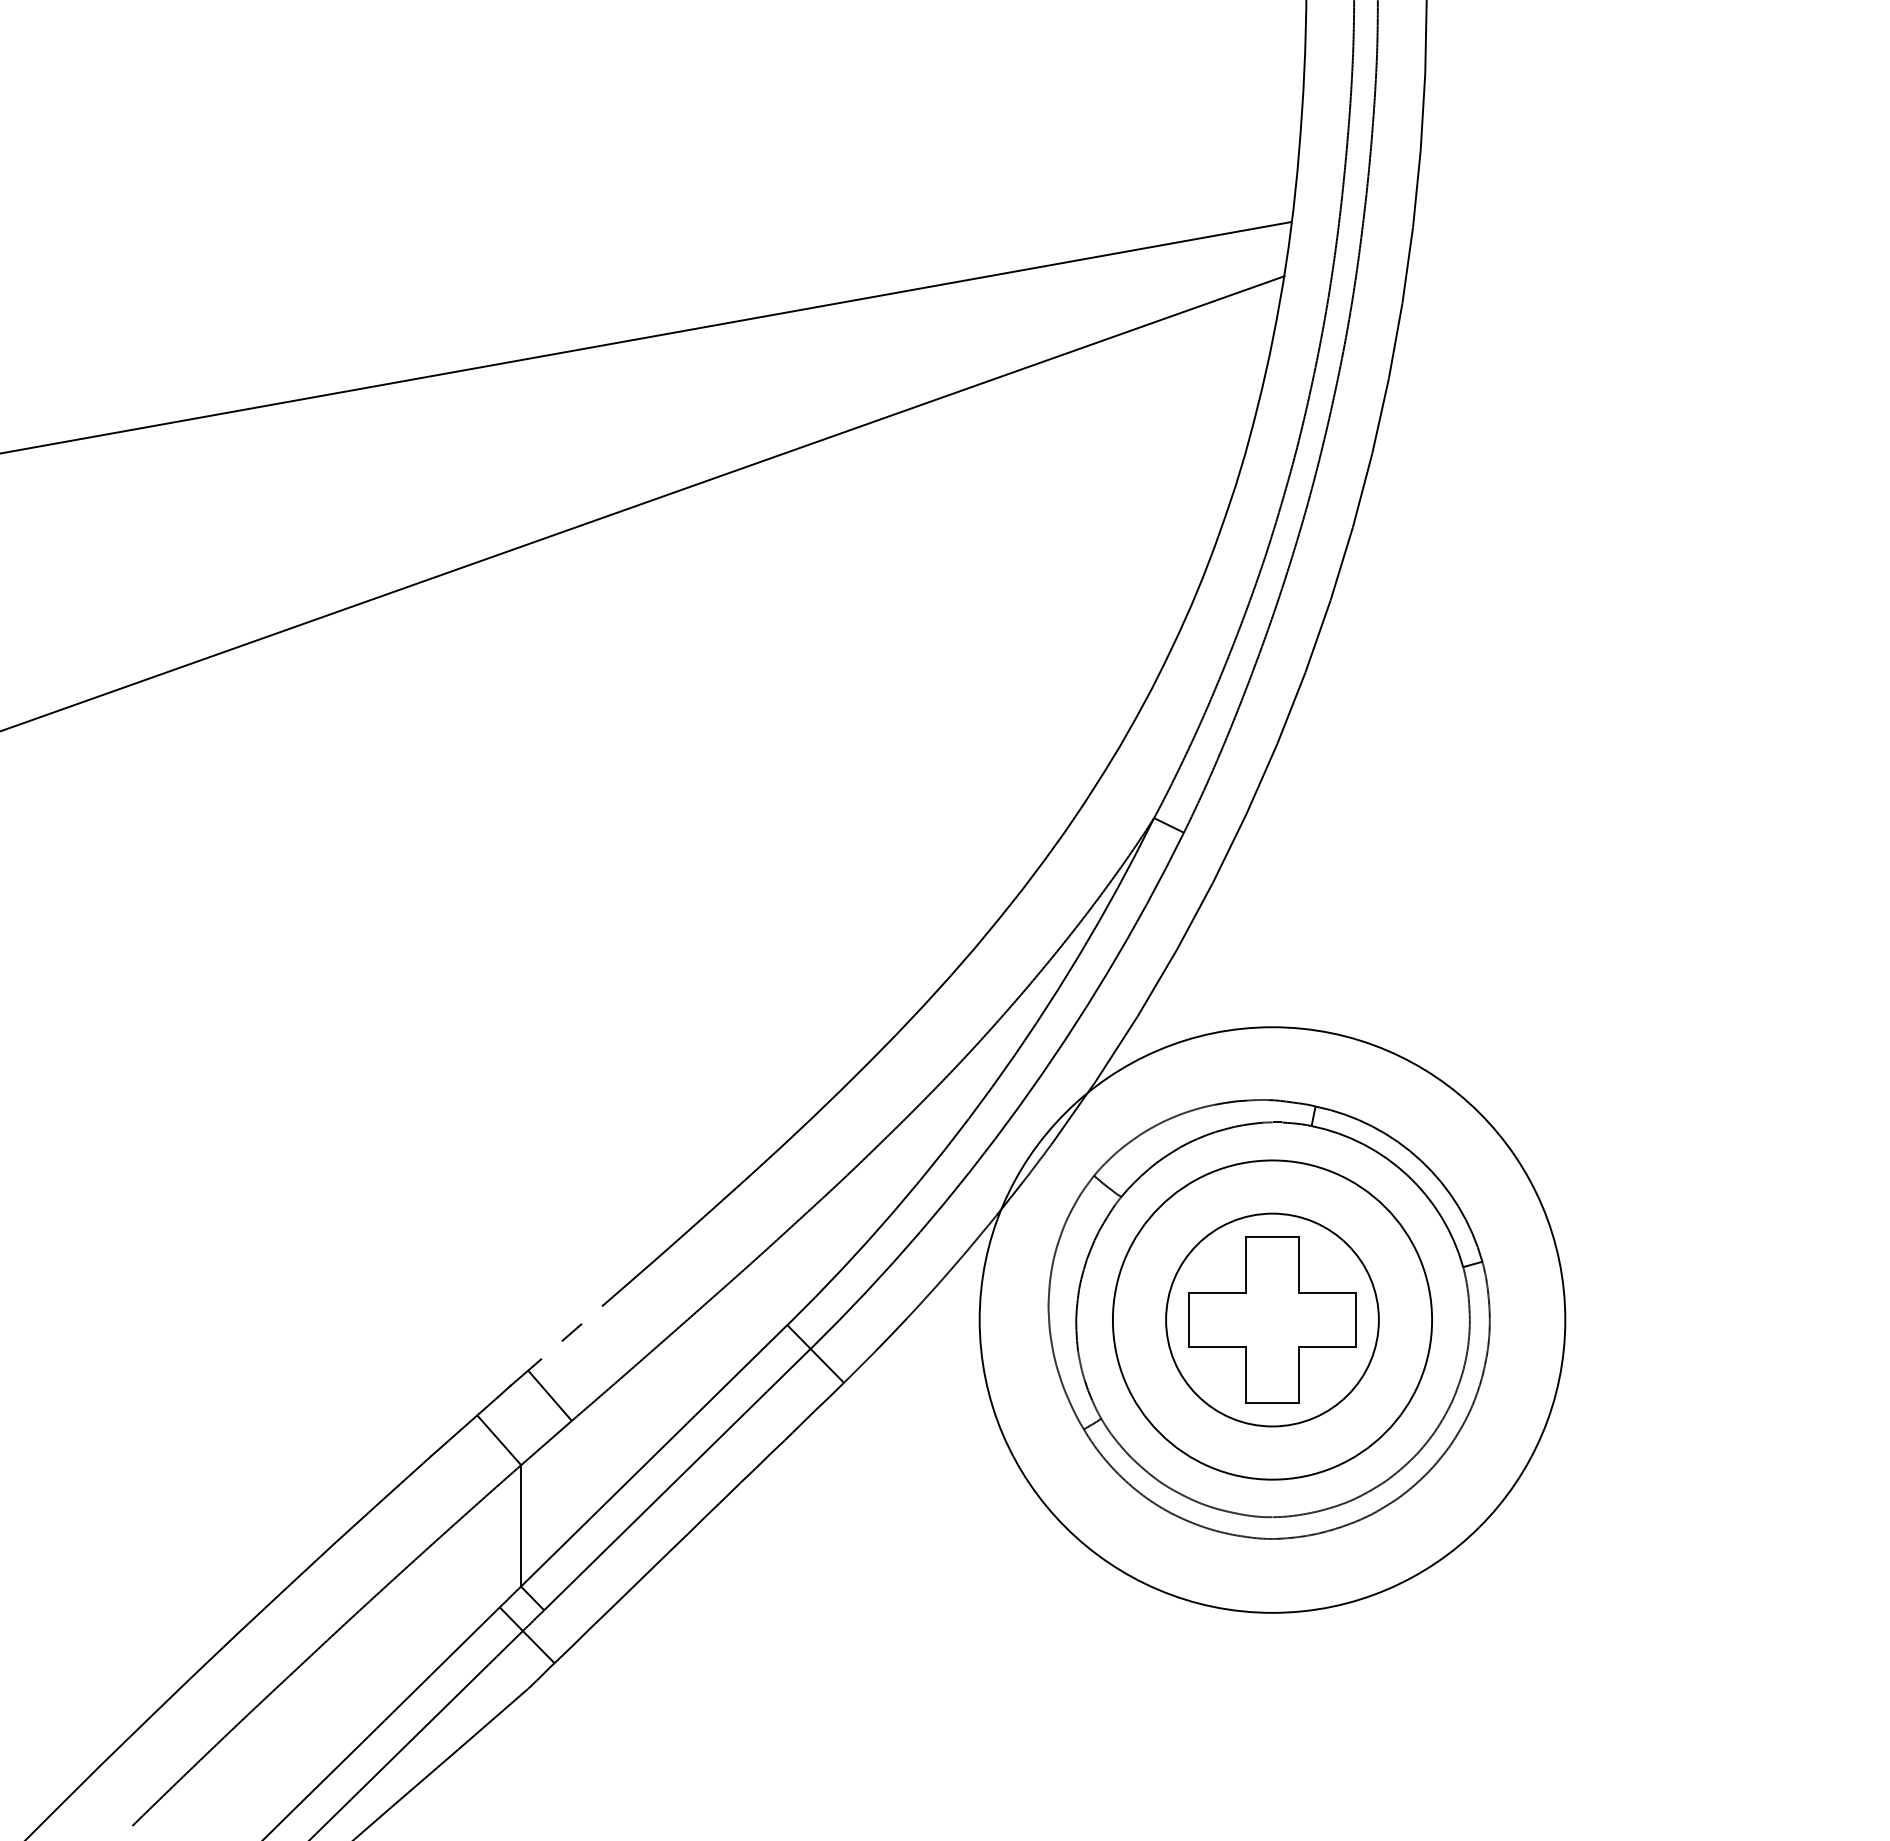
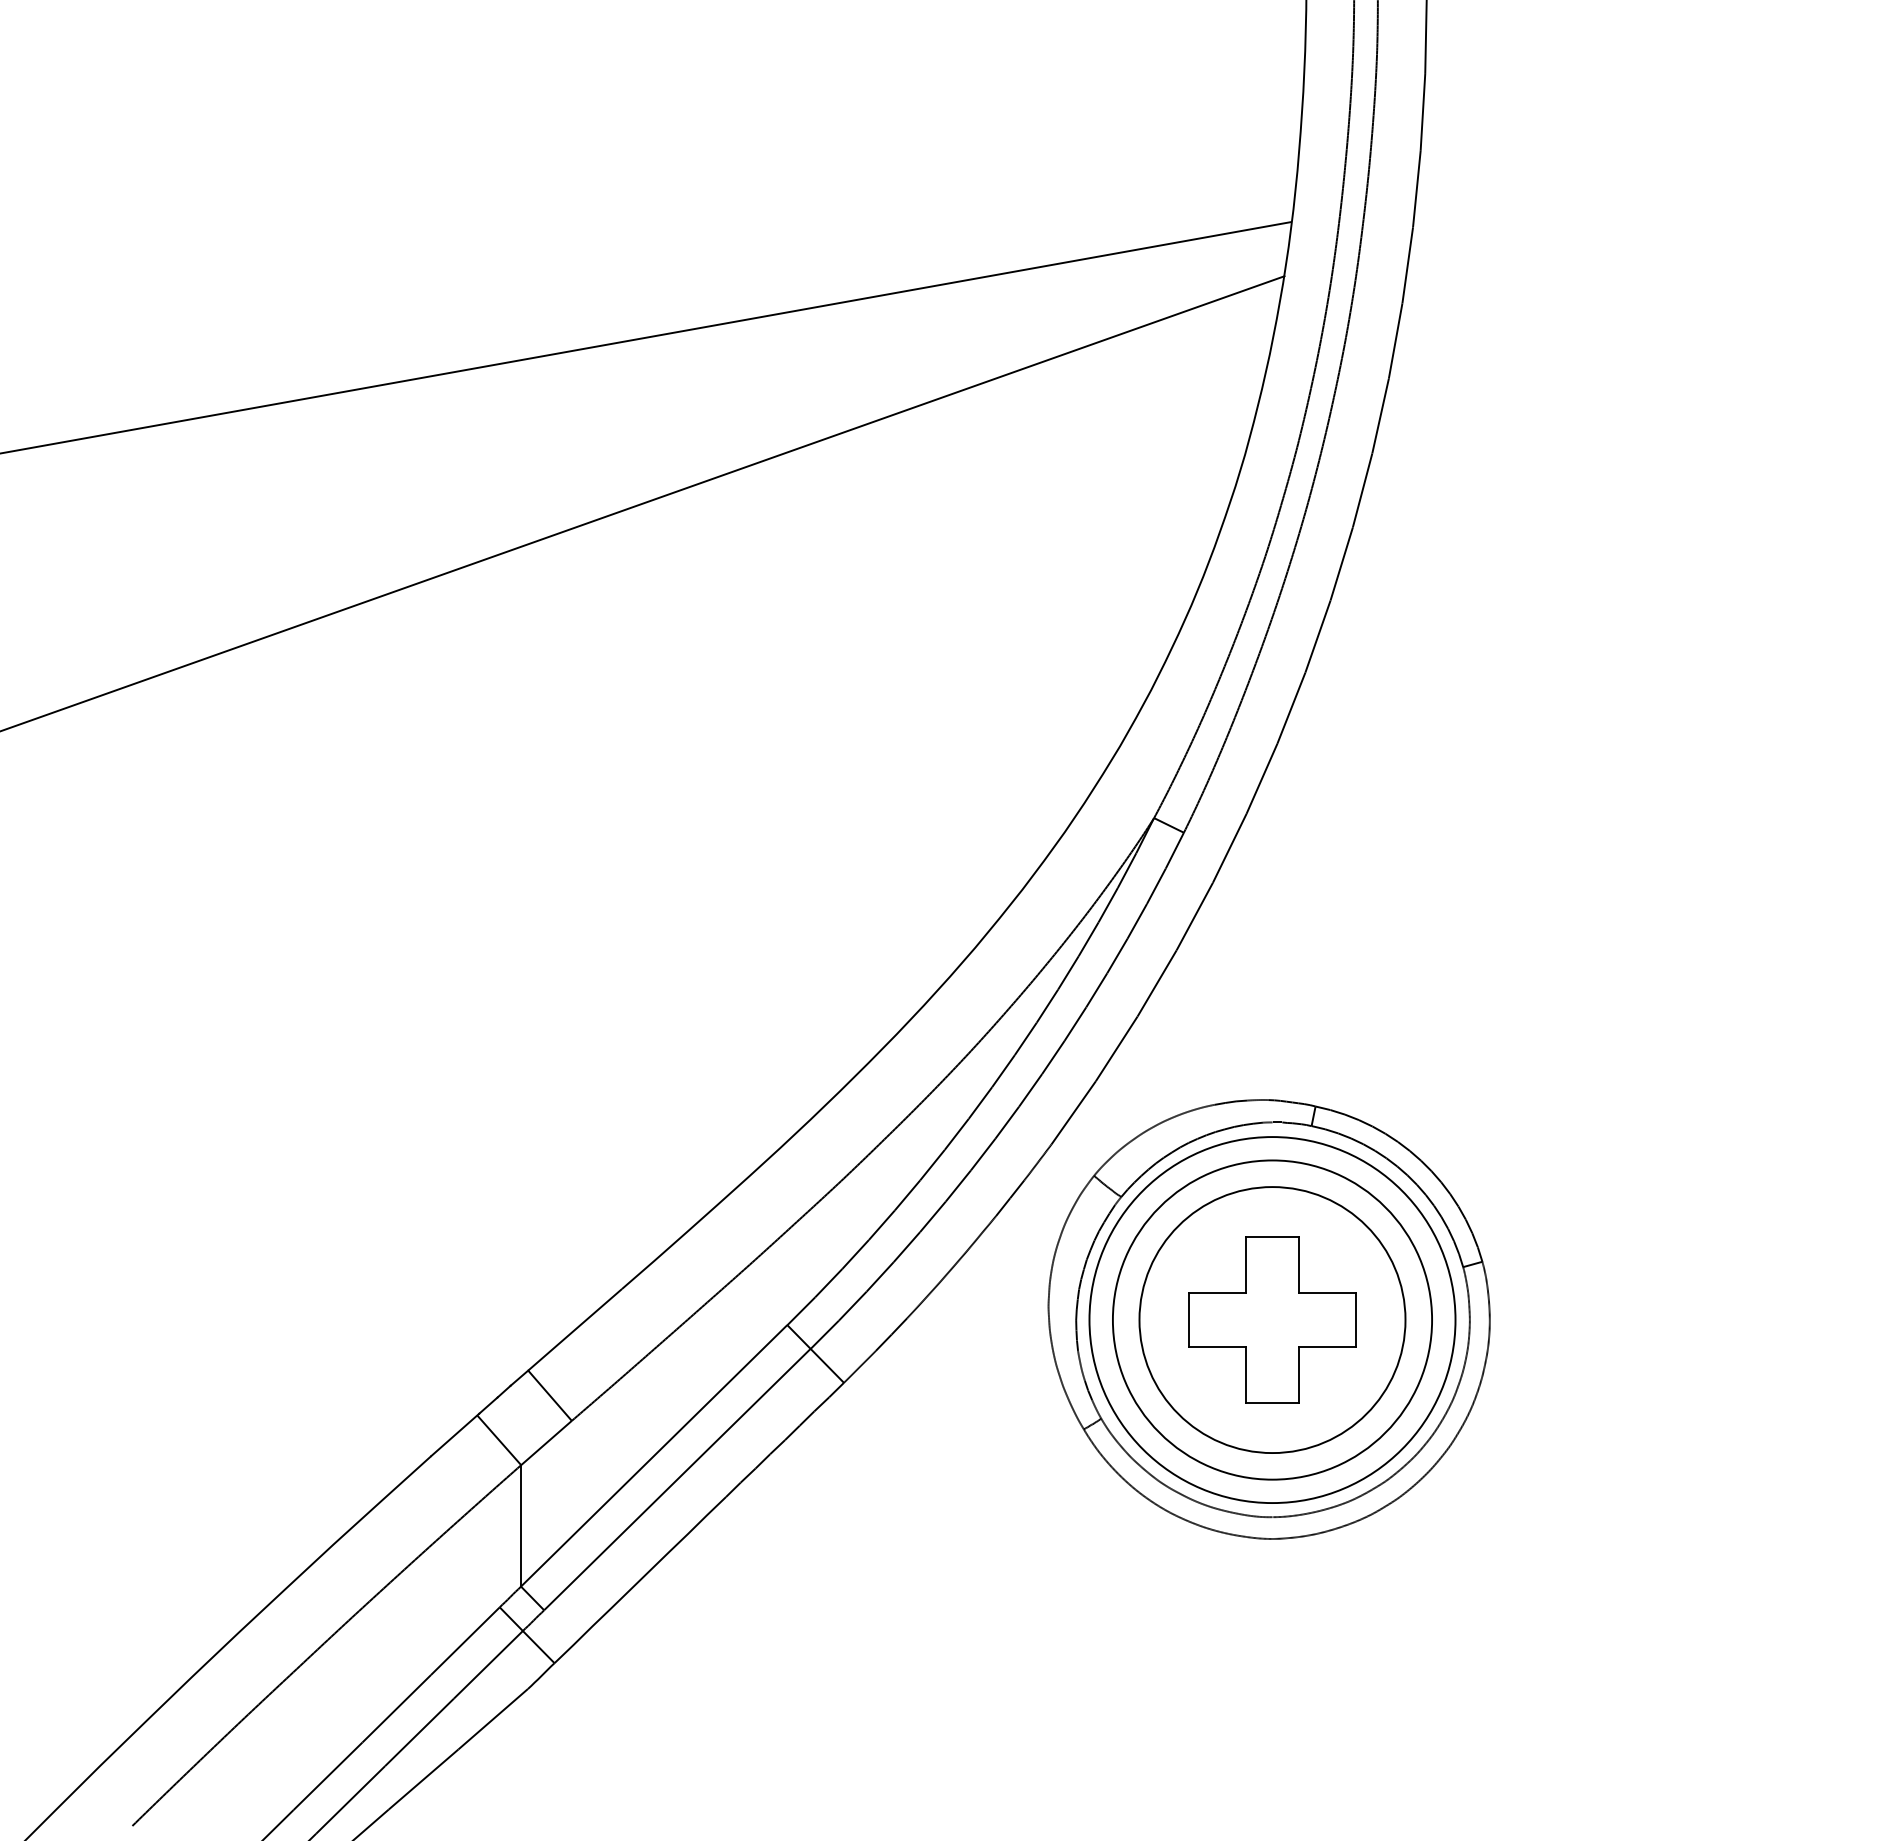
circle diameter: 213 px -> 266 px (1272, 1320)
circle diameter: 586 px -> 366 px (1272, 1320)
line: dashed -> solid (574, 1330)
